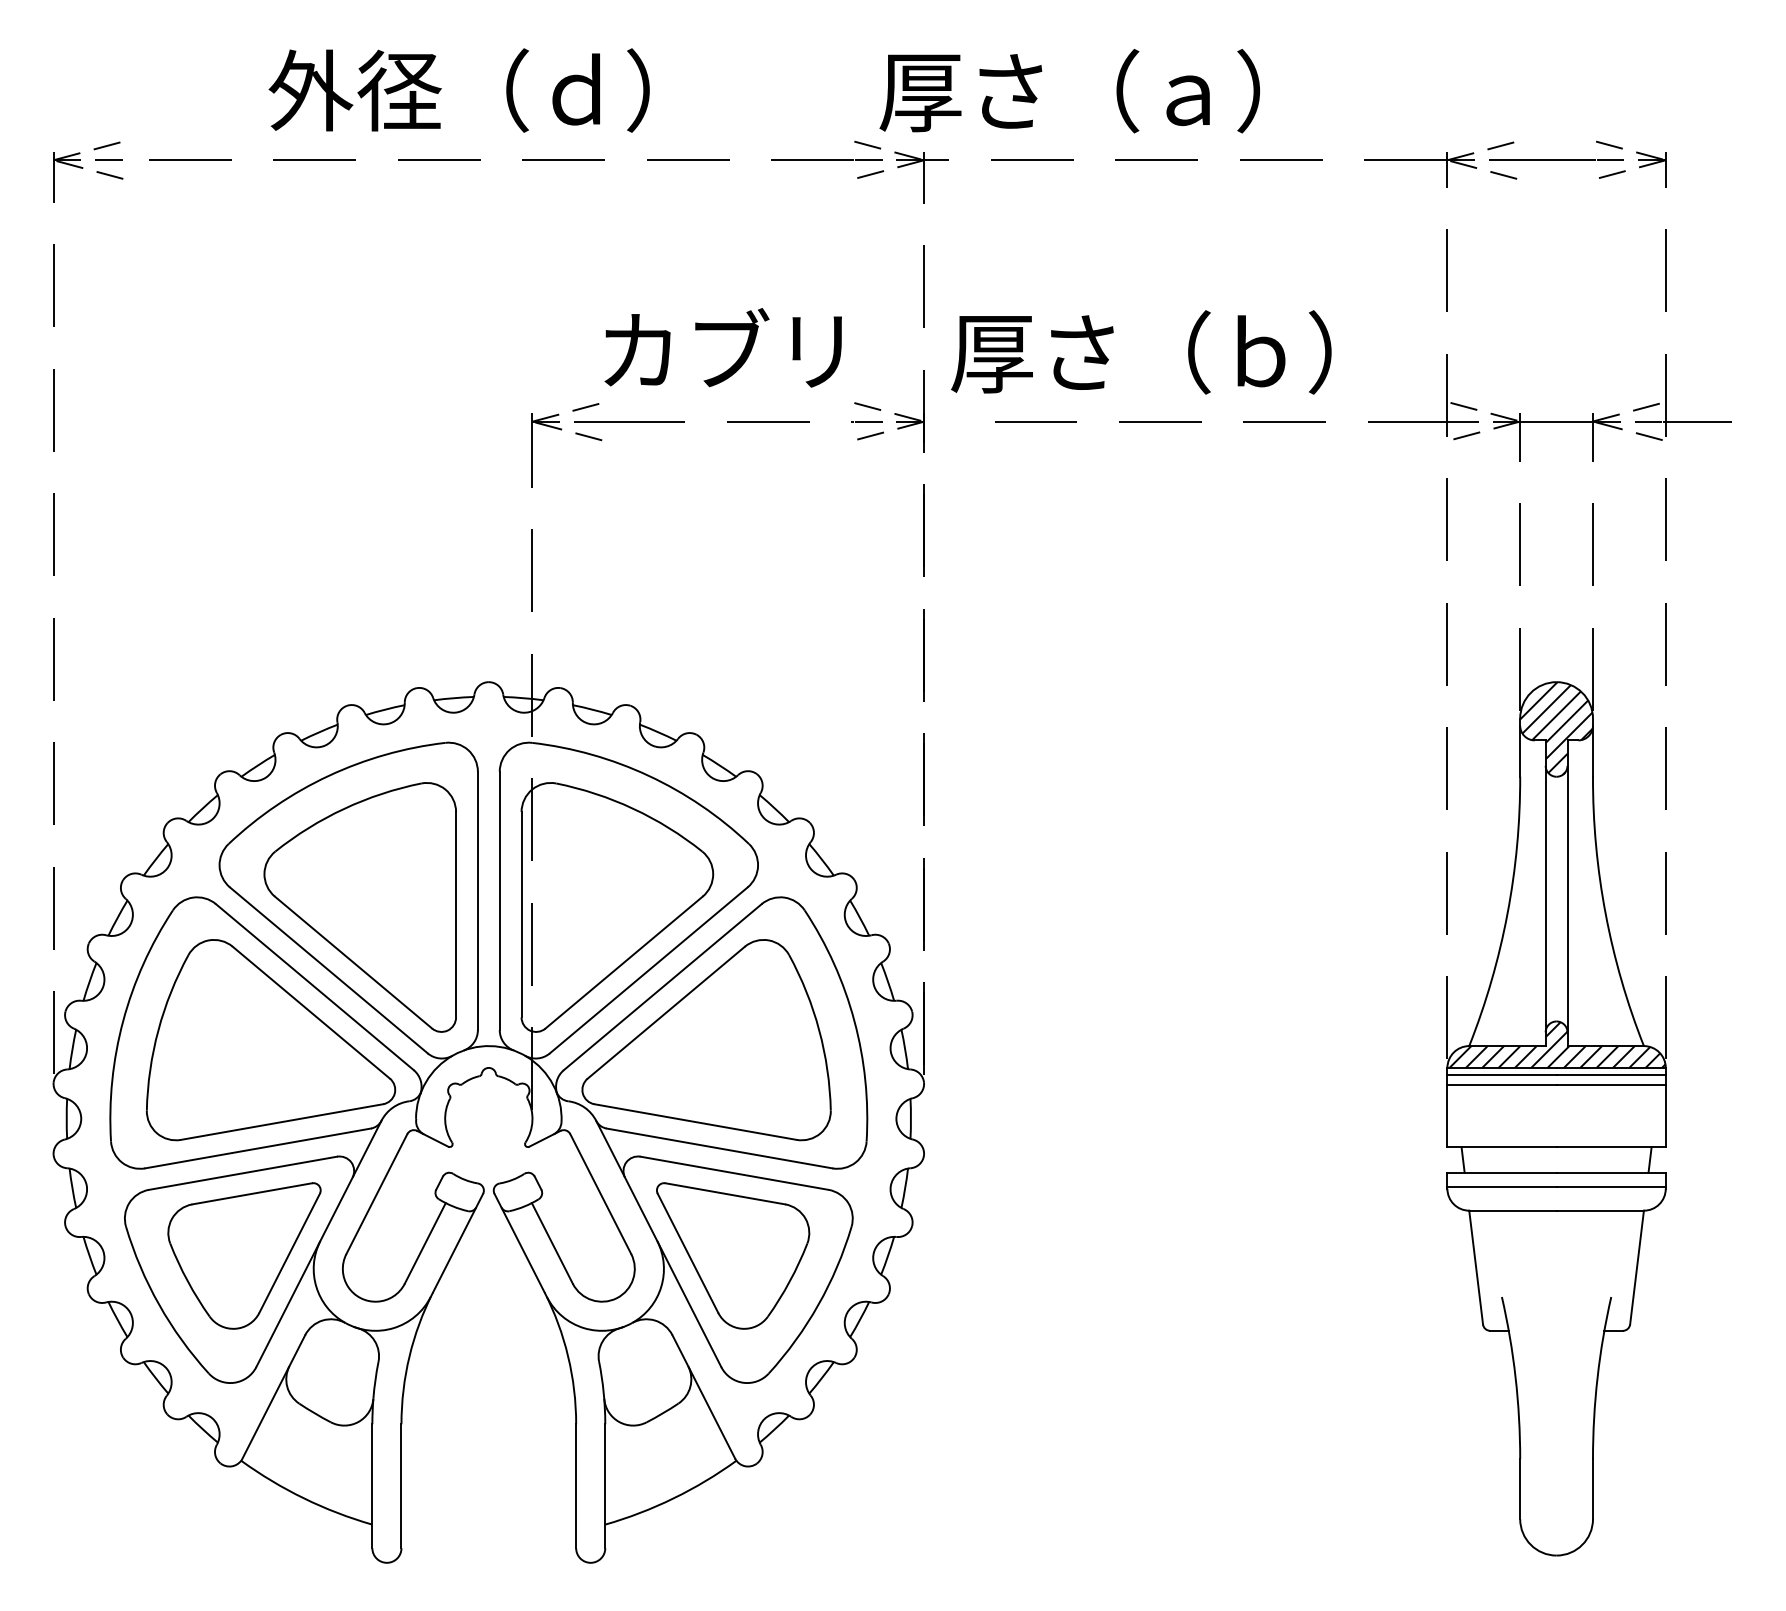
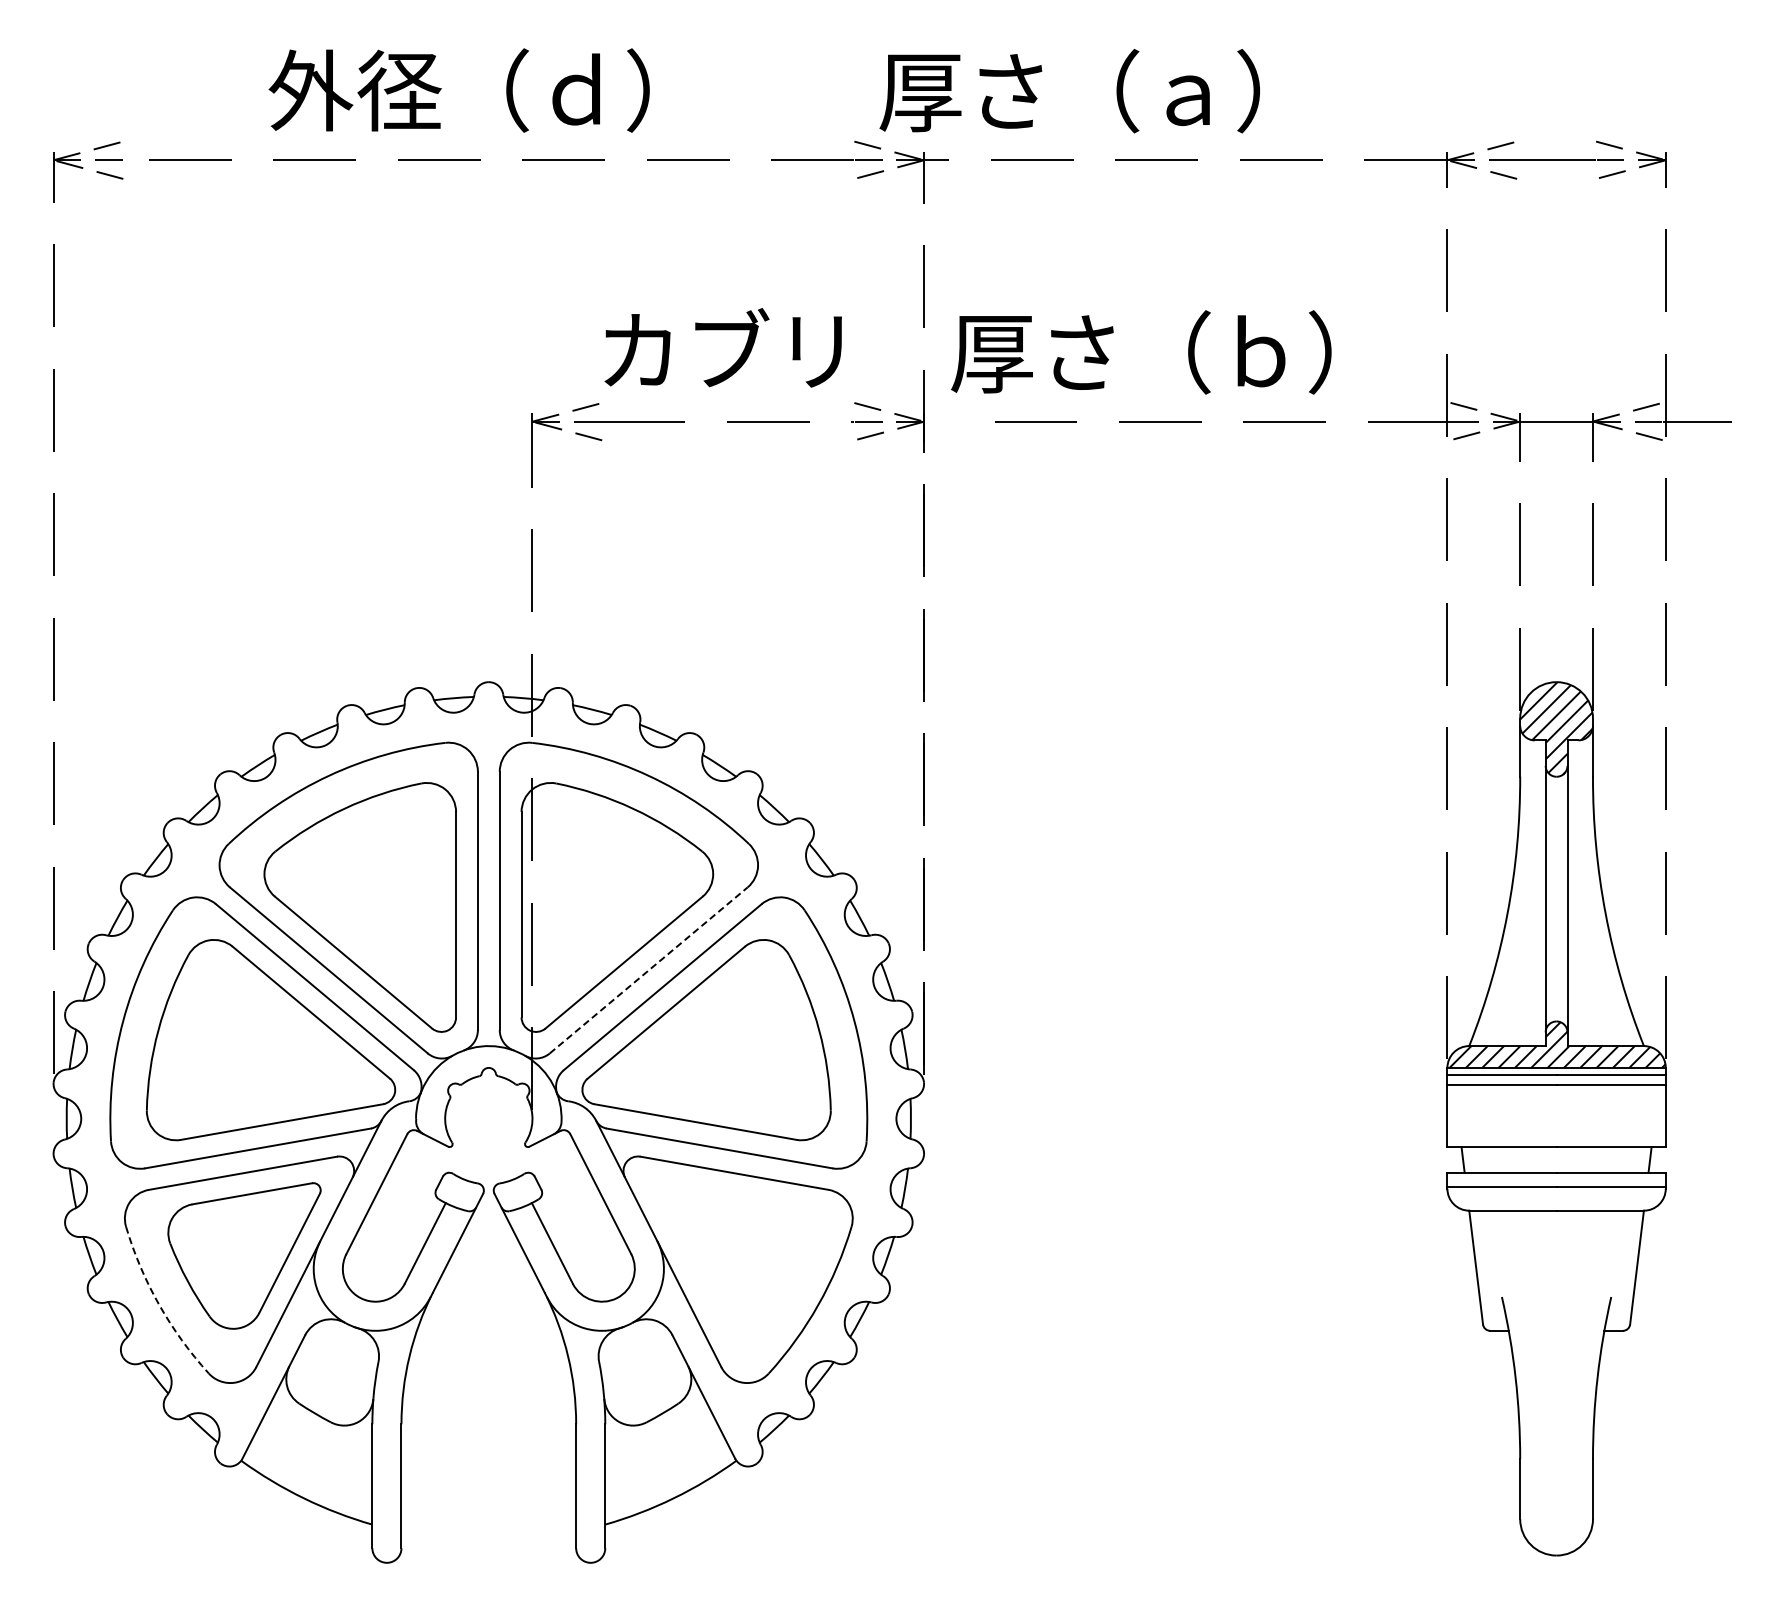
line: solid -> dashed (649, 970)
part: present -> none (733, 1255)
arc: solid -> dashed (159, 1304)
